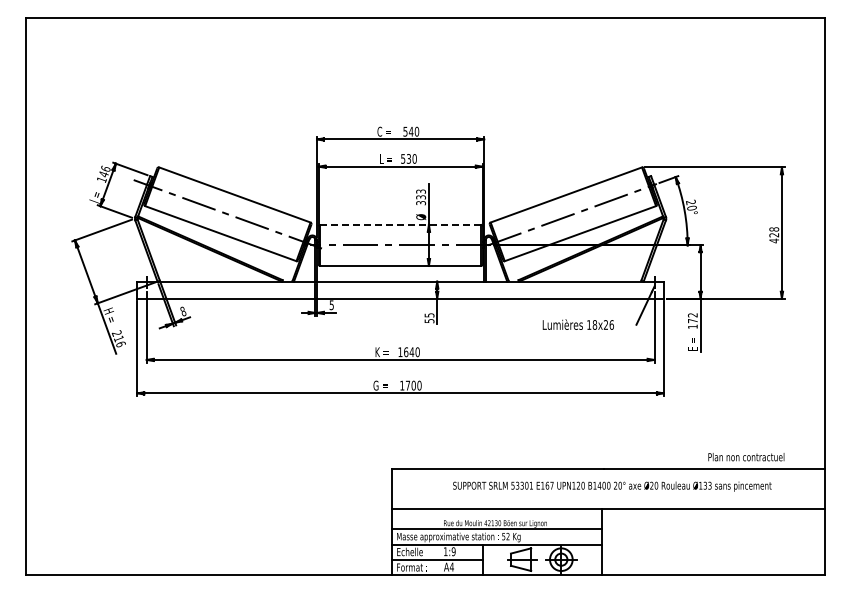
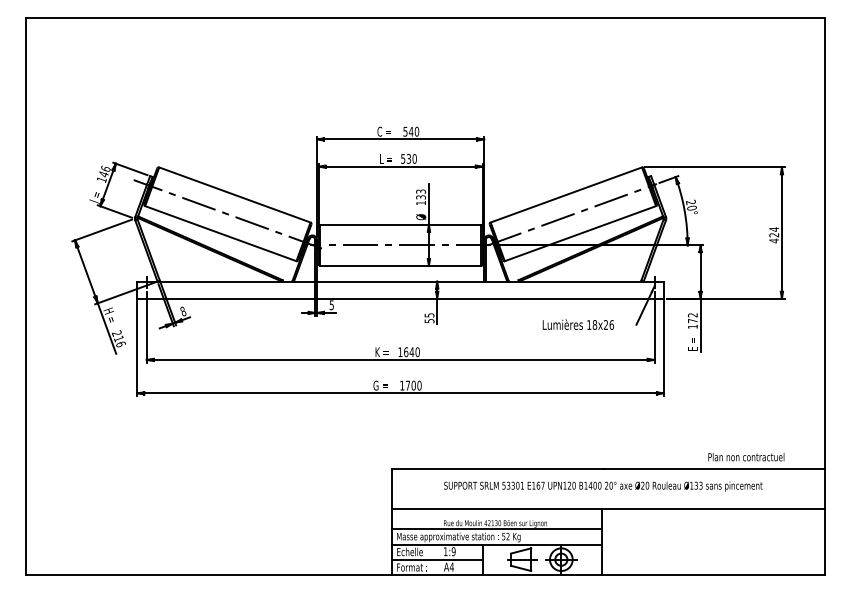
text: 333 -> 133 (421, 203)
line: dashed -> solid (400, 224)
text: 428 -> 424 (774, 229)
text position: (612, 486) -> (603, 486) (603, 486)
